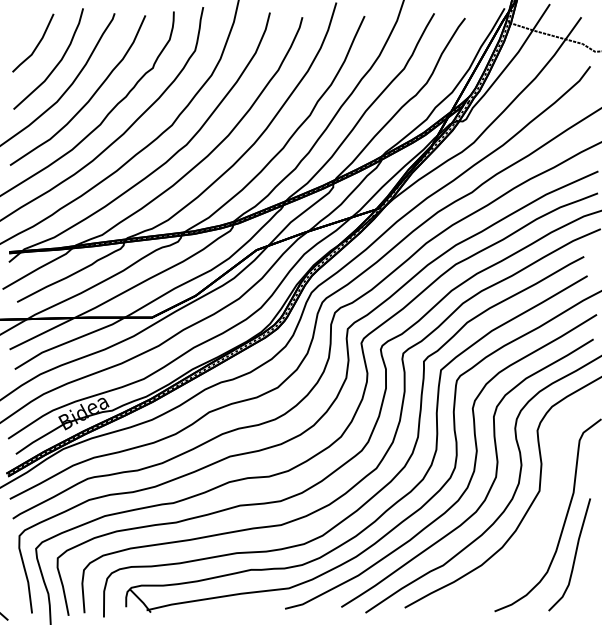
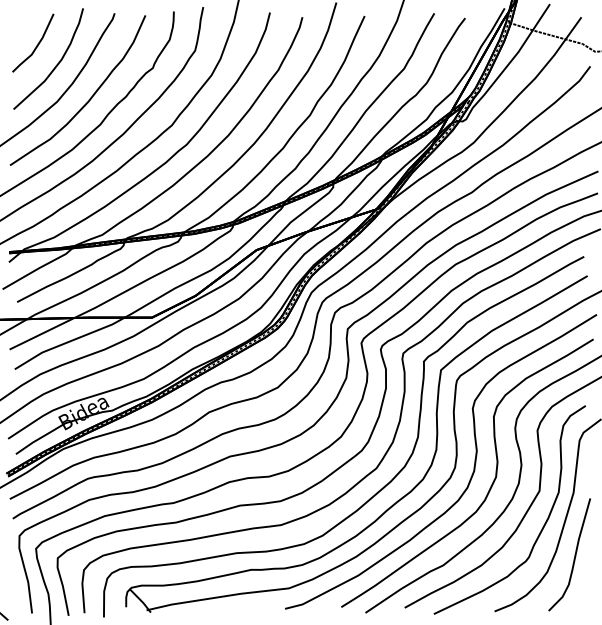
curve: none -> present (542, 526)
